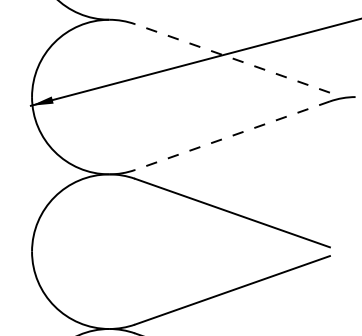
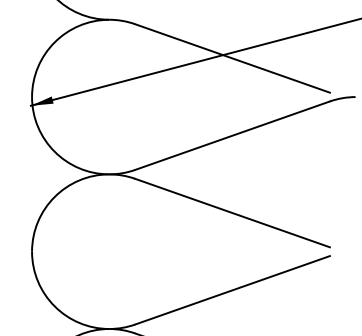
line: dashed -> solid (232, 58)
line: dashed -> solid (232, 135)
